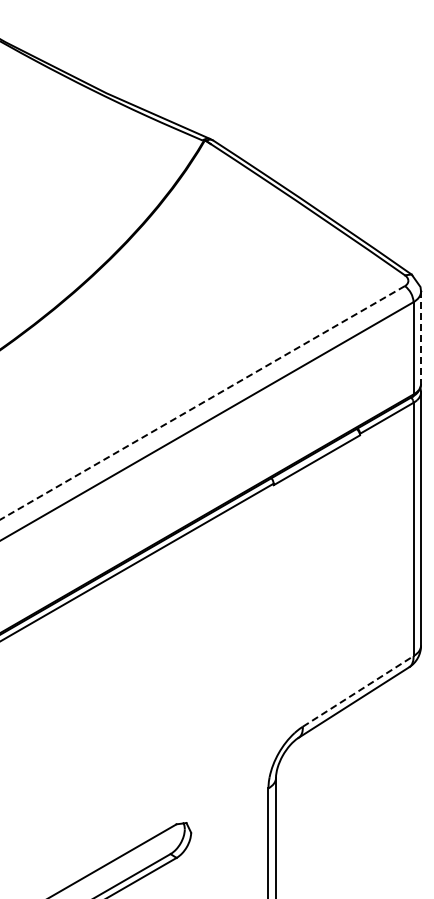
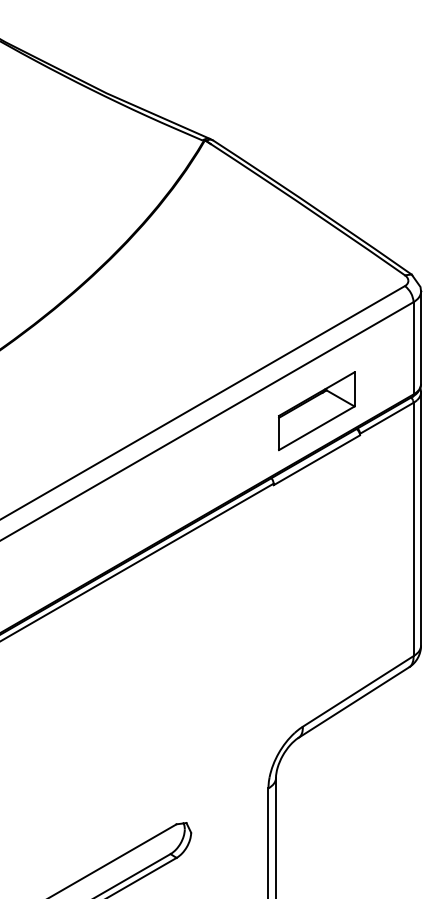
line: dashed -> solid (421, 338)
line: dashed -> solid (202, 403)
part: none -> present (316, 411)
line: dashed -> solid (358, 691)
